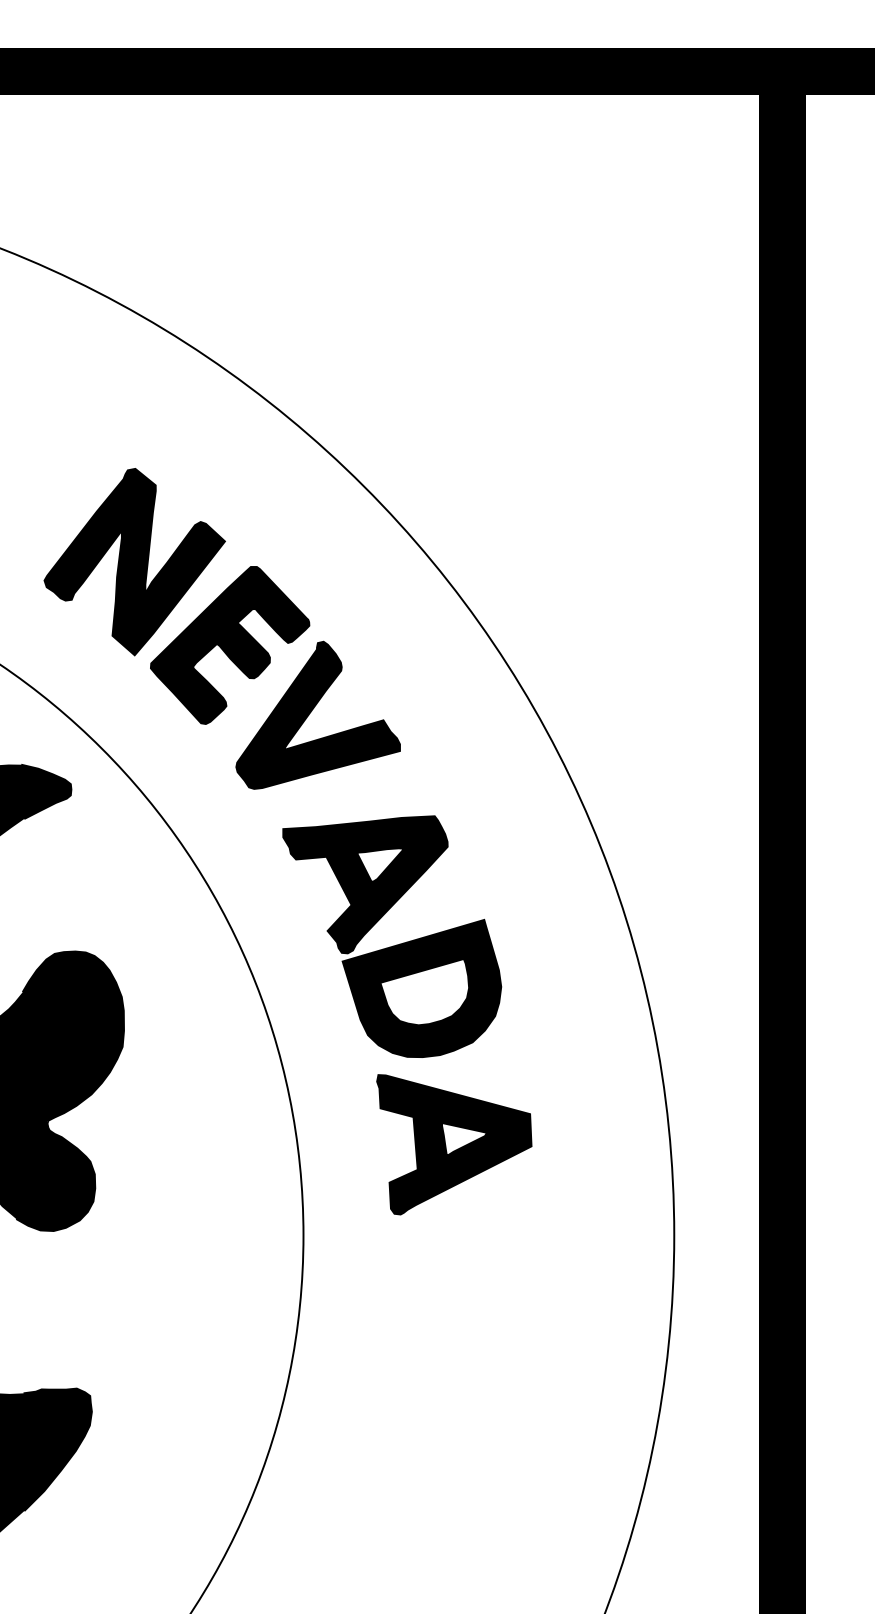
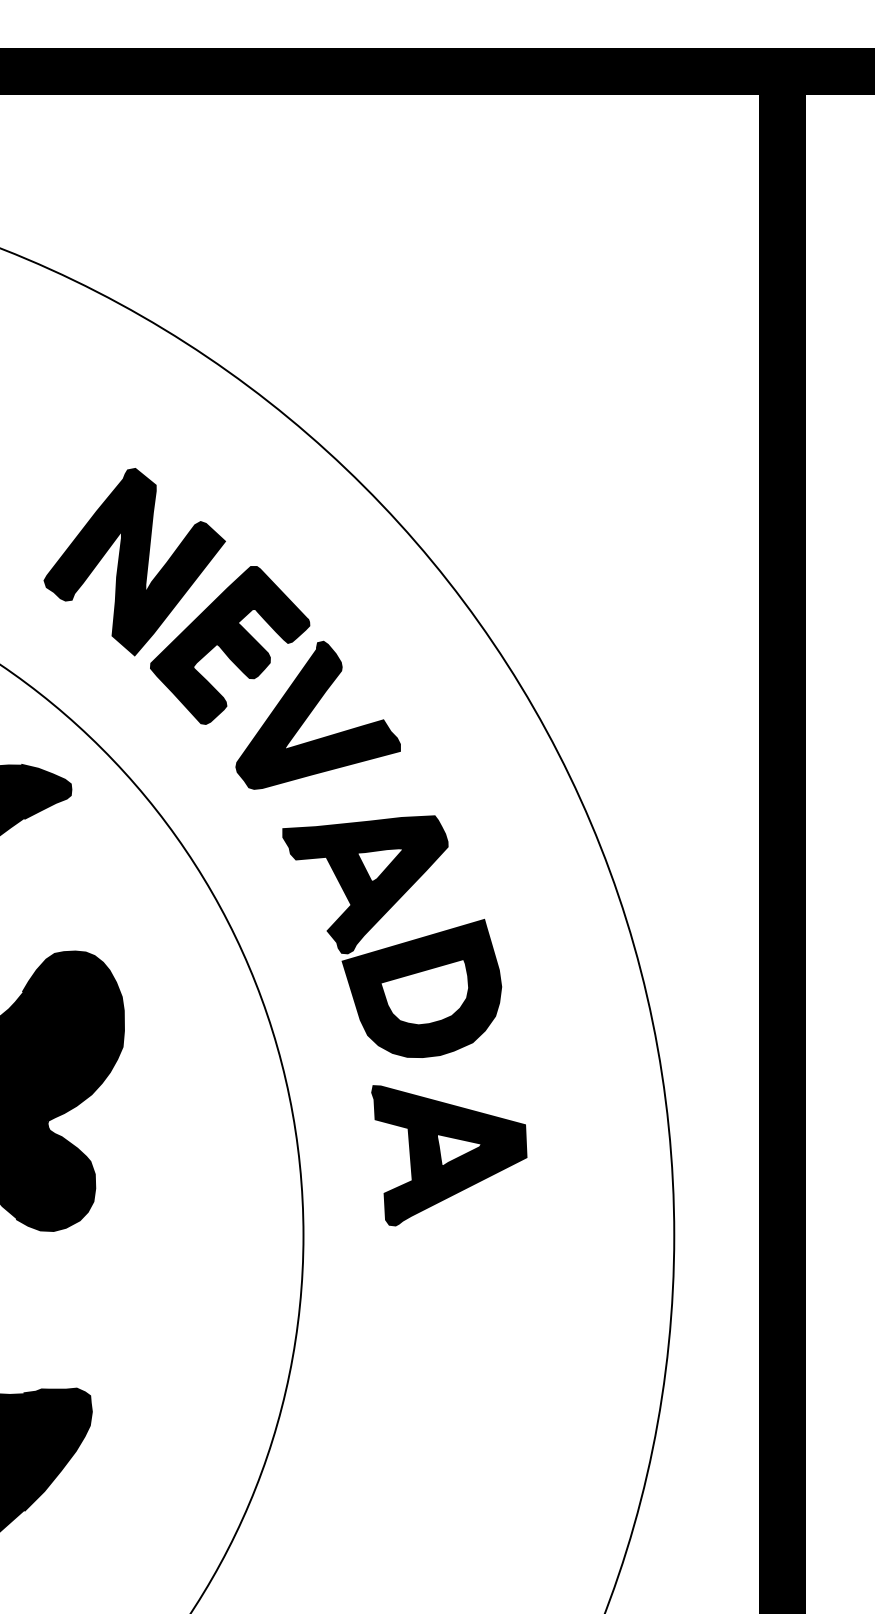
part position: (454, 1144) -> (449, 1155) (449, 1155)
